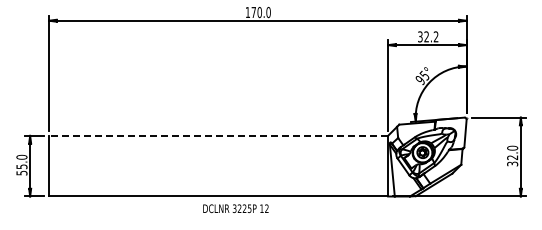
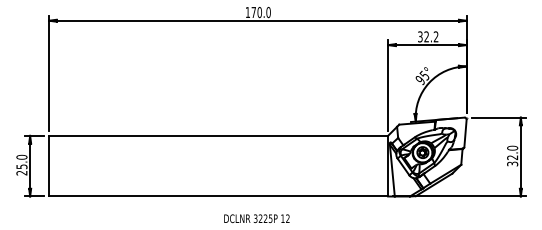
line: dashed -> solid (218, 135)
text: 55.0 -> 25.0 (21, 172)
text position: (235, 208) -> (256, 218) (256, 218)
